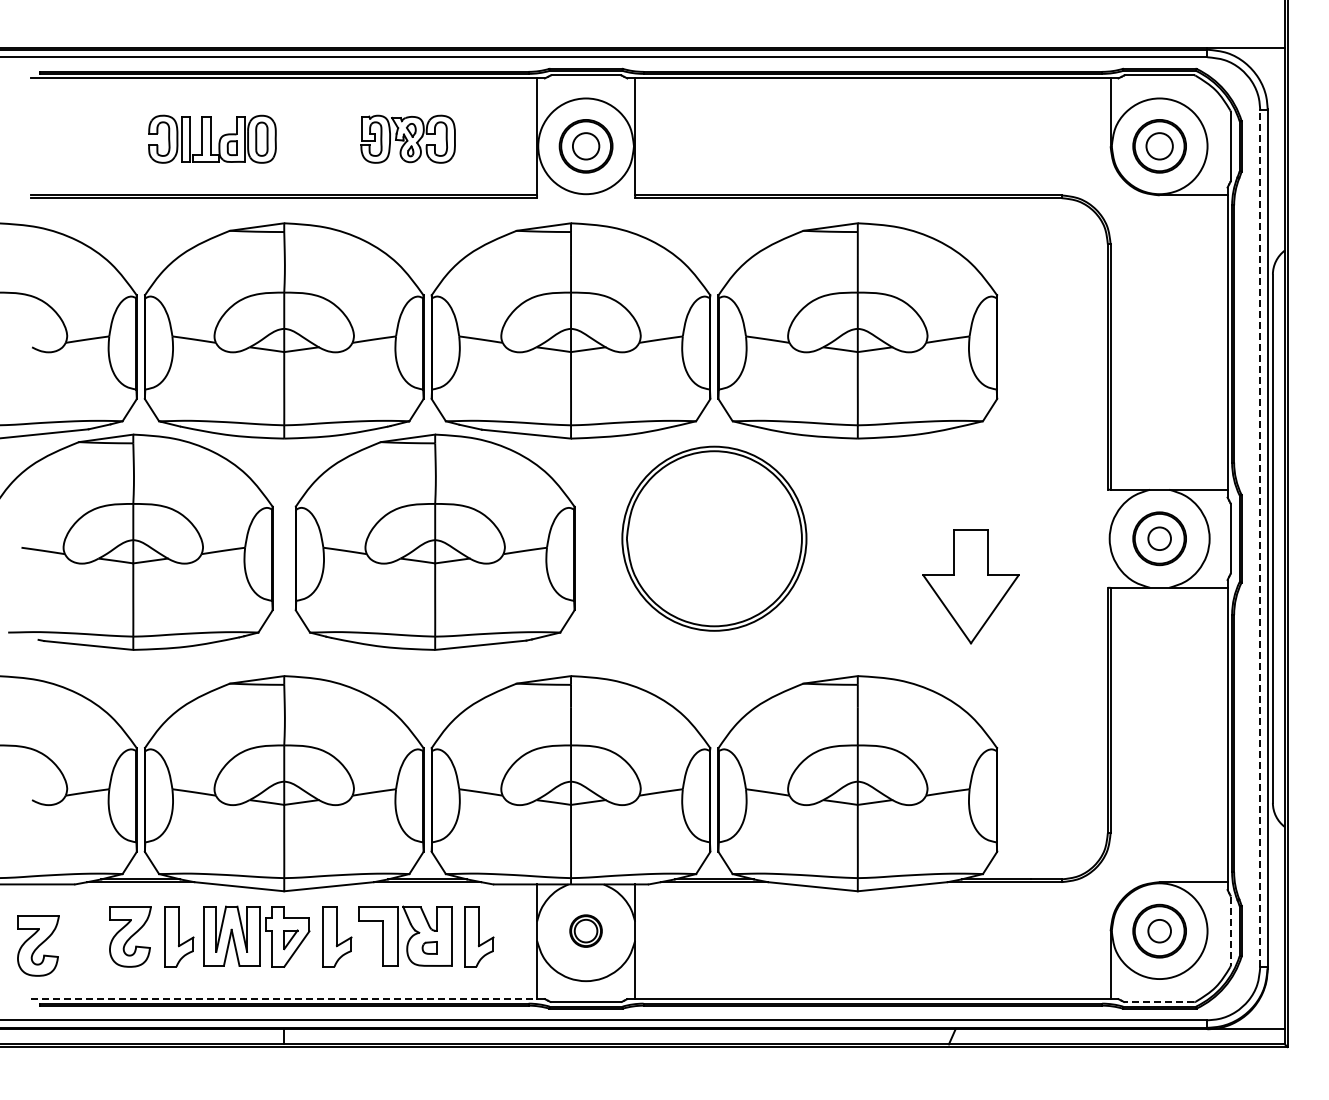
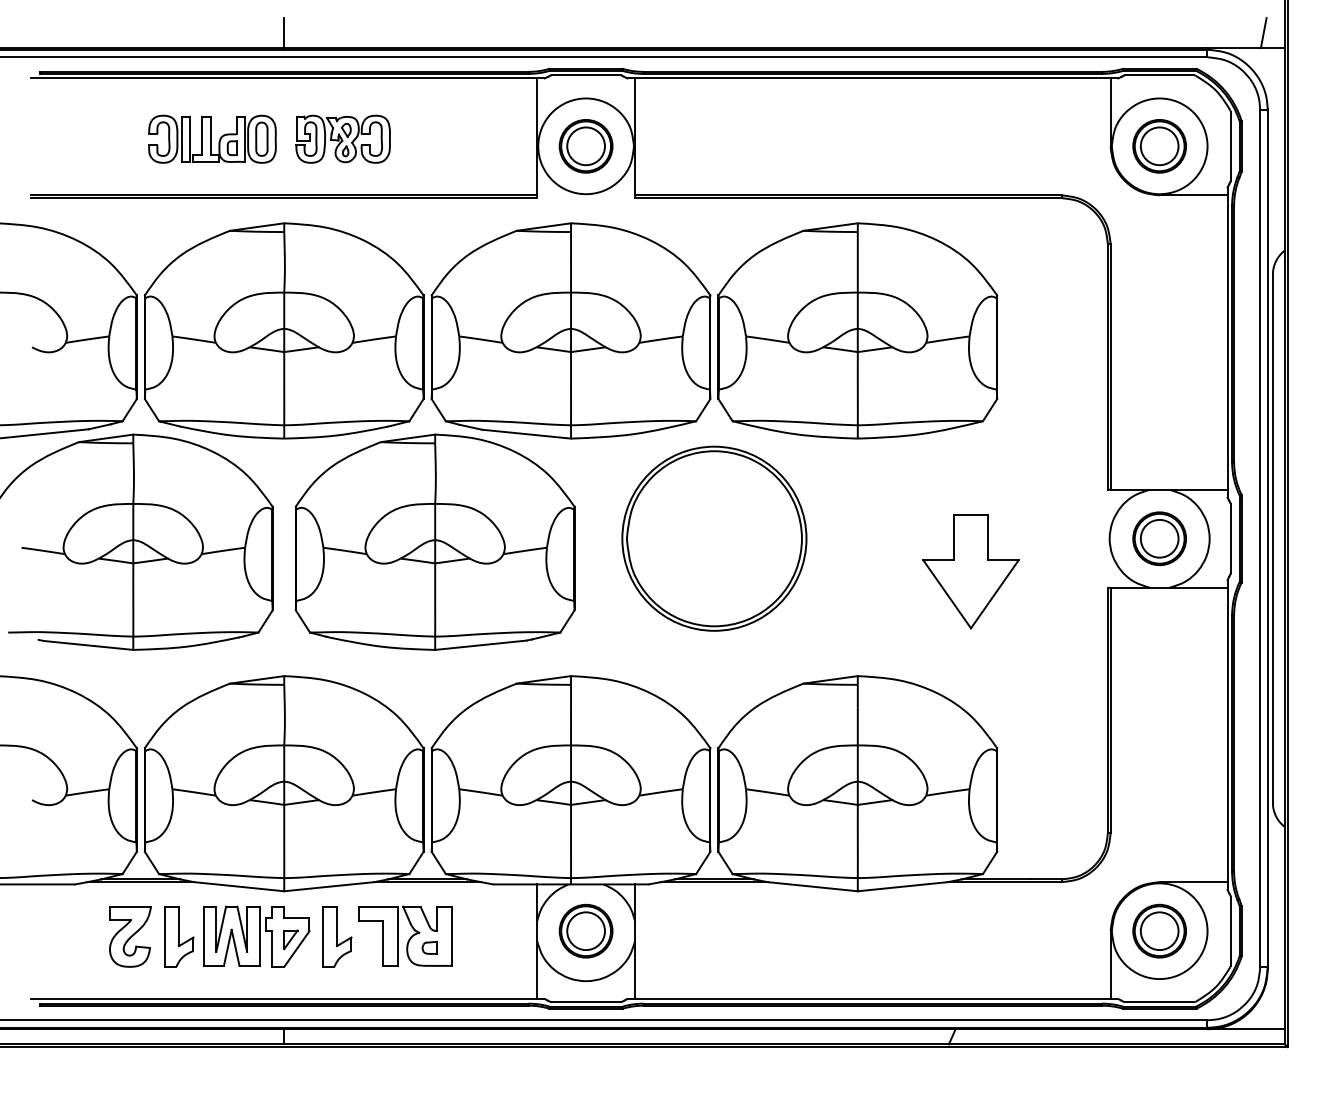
line: none -> present (284, 33)
line: none -> present (1263, 33)
part position: (407, 138) -> (342, 138) (342, 138)
circle diameter: 26 px -> 38 px (585, 146)
circle diameter: 26 px -> 38 px (1159, 146)
circle diameter: 23 px -> 38 px (1159, 538)
line: dashed -> solid (1260, 538)
part position: (970, 586) -> (970, 571) (970, 571)
part size: 34x34 px -> 56x56 px (585, 930)
circle diameter: 23 px -> 38 px (1159, 931)
line: dashed -> solid (1230, 931)
part: present -> none (479, 936)
part: present -> none (38, 945)
line: dashed -> solid (284, 999)
line: dashed -> solid (1159, 1002)
